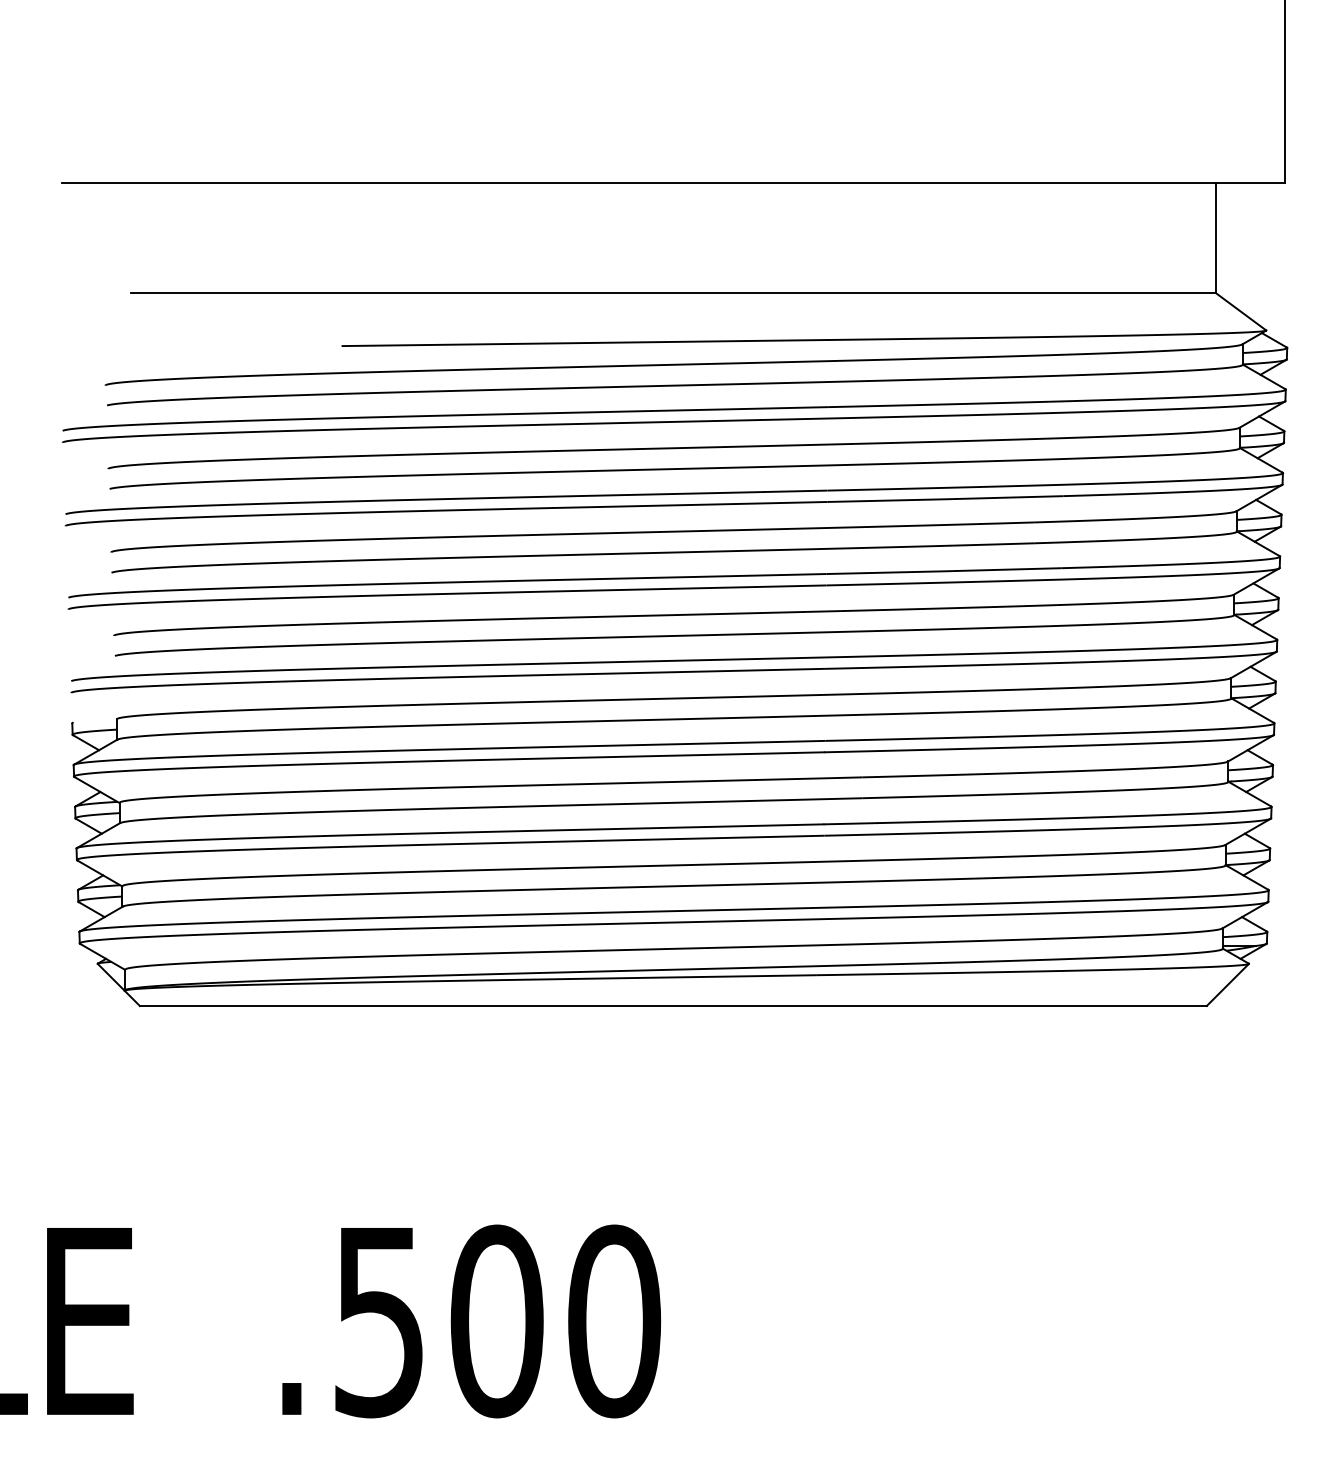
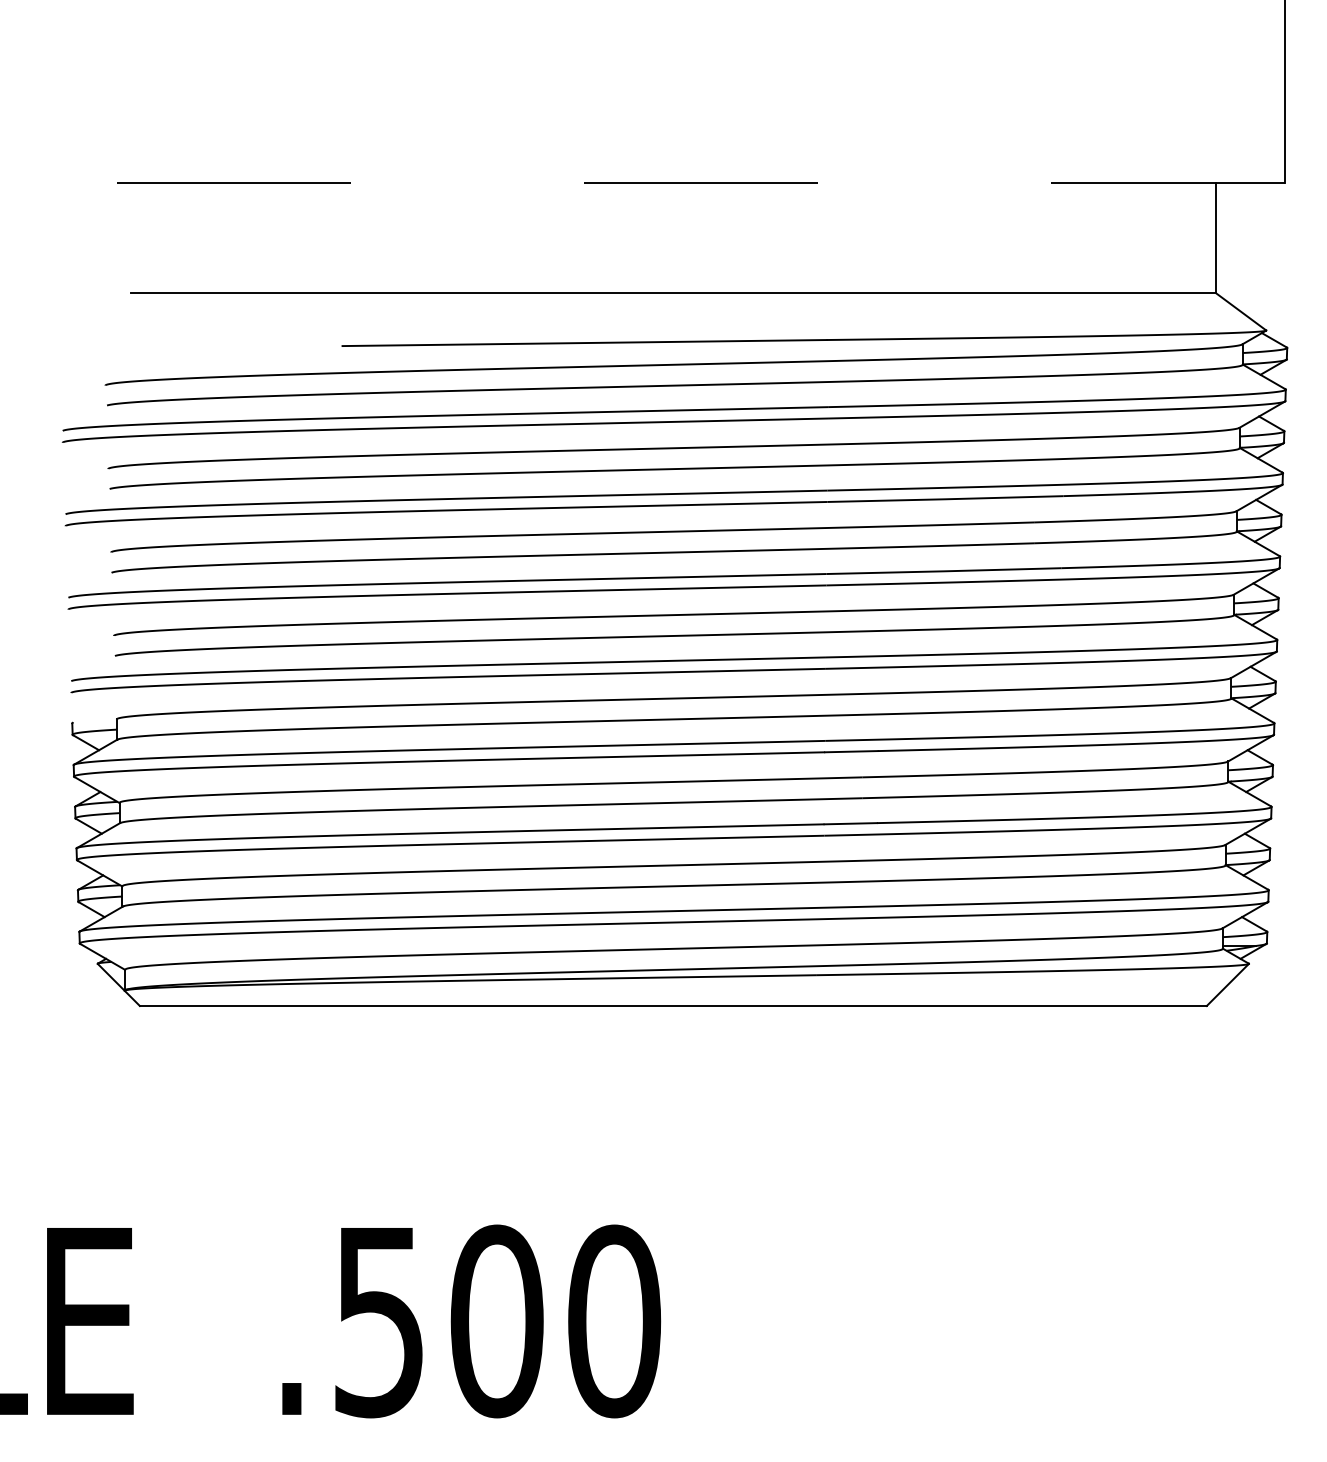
line: solid -> dashed (673, 182)
